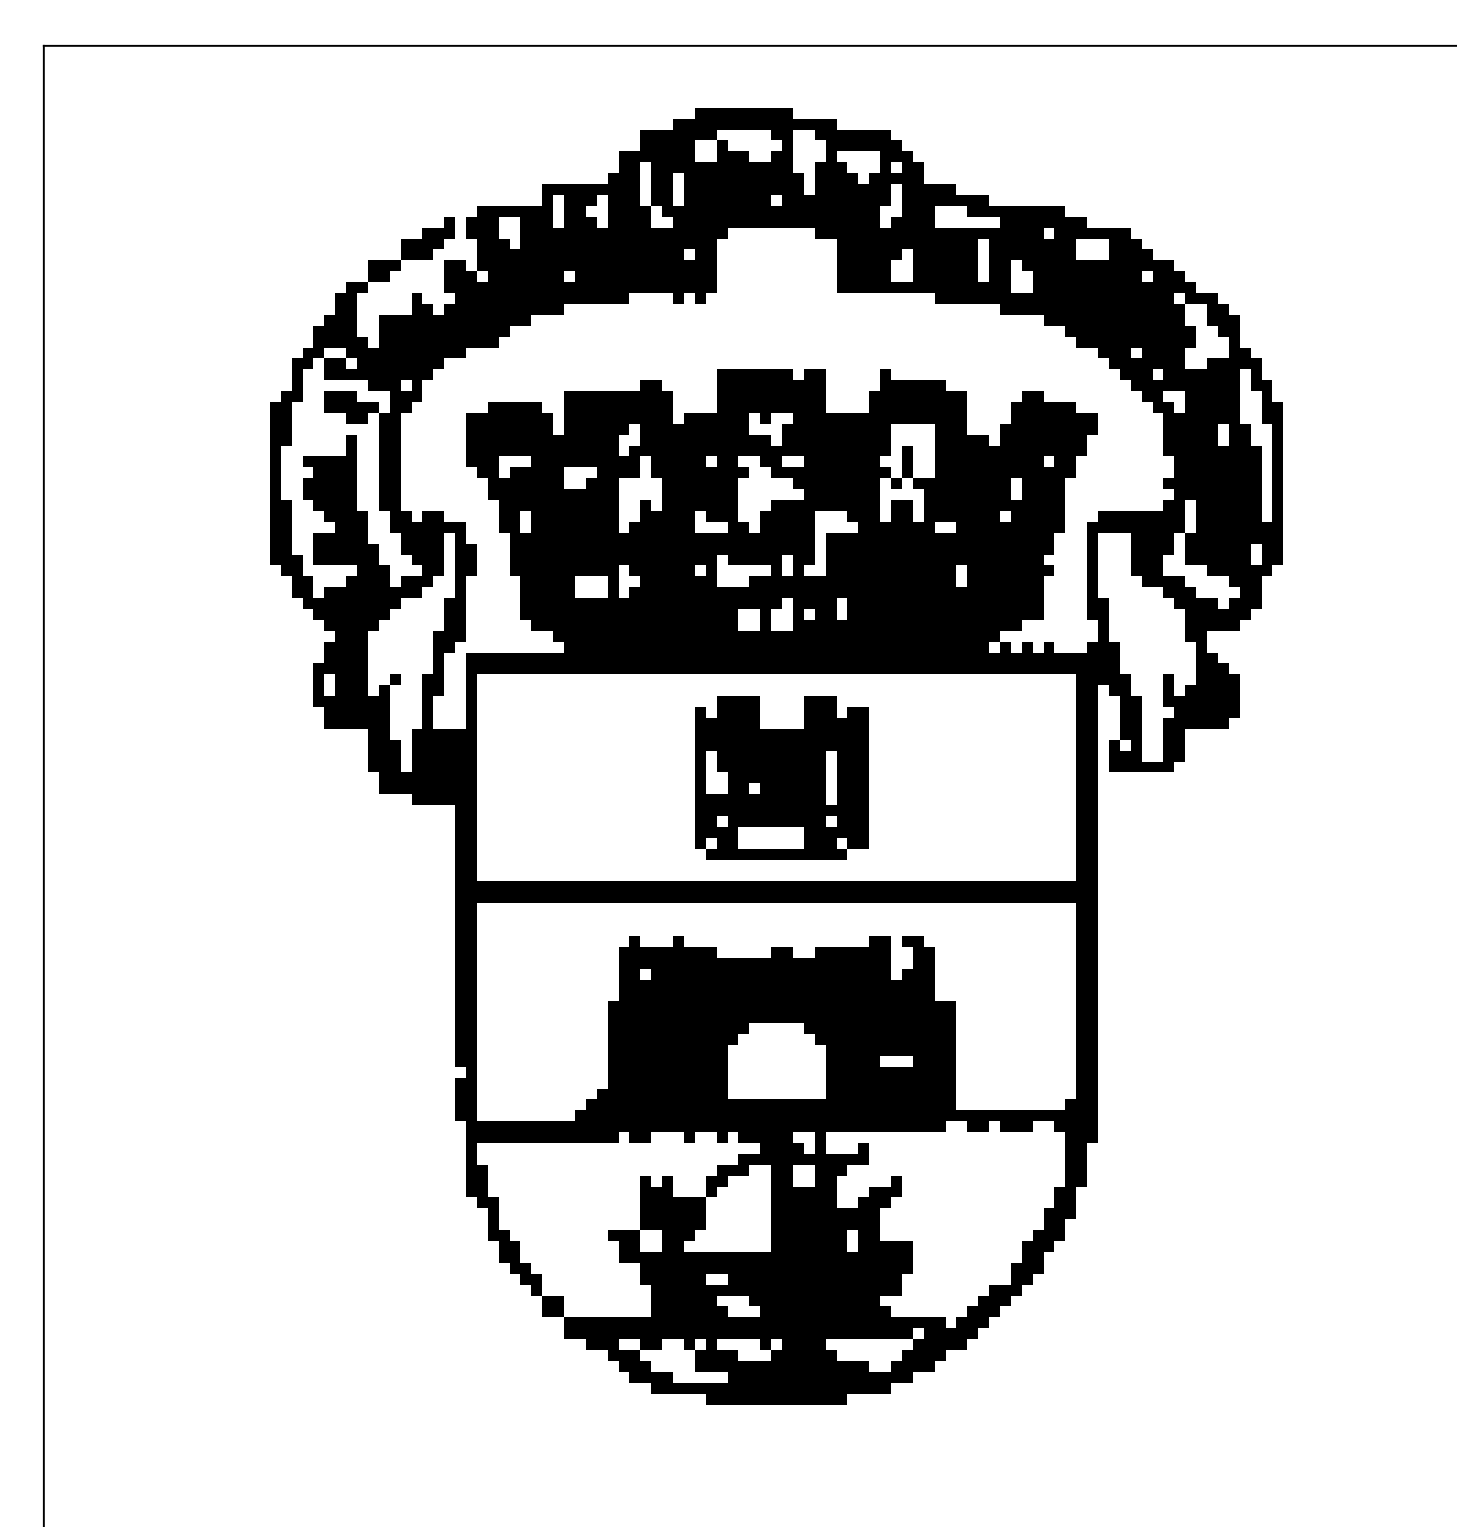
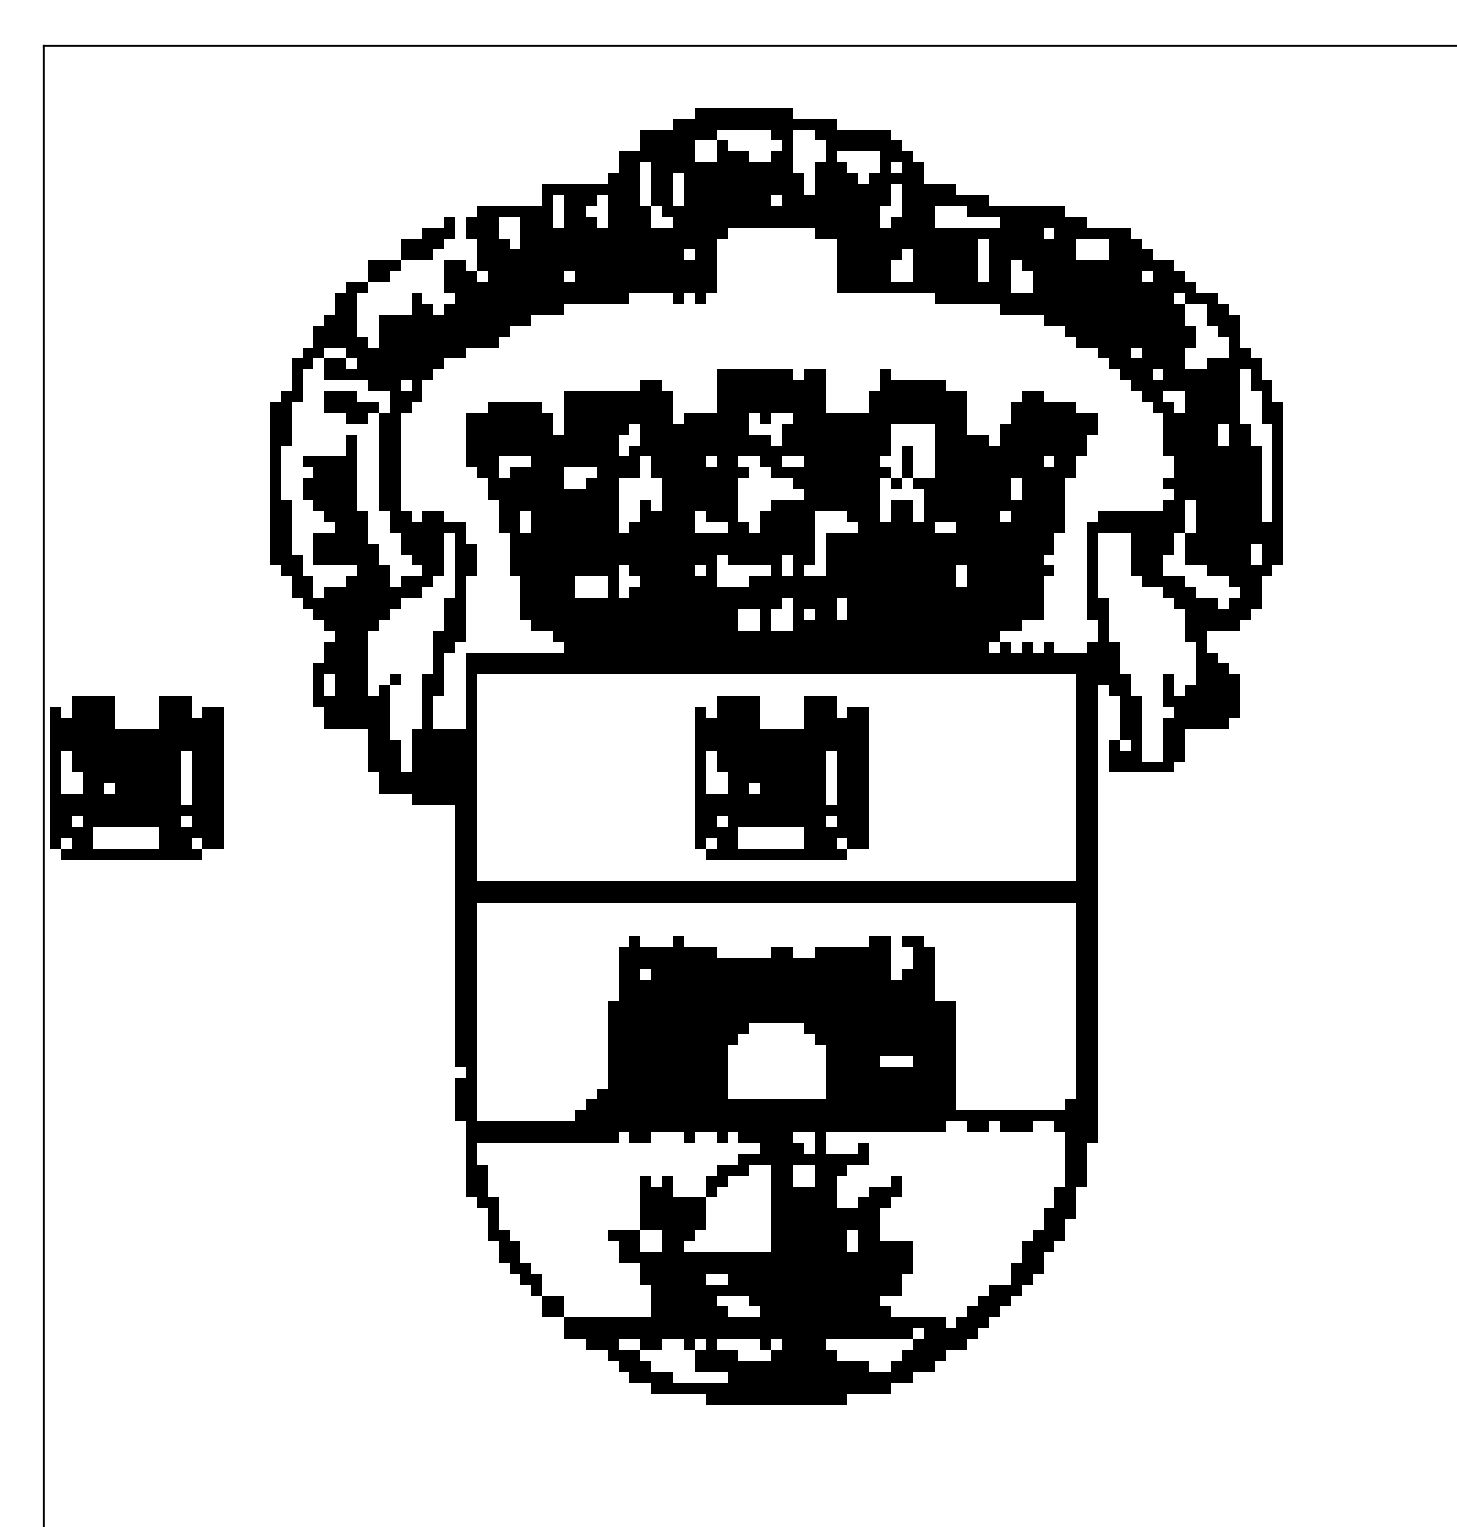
part: none -> present (136, 777)
